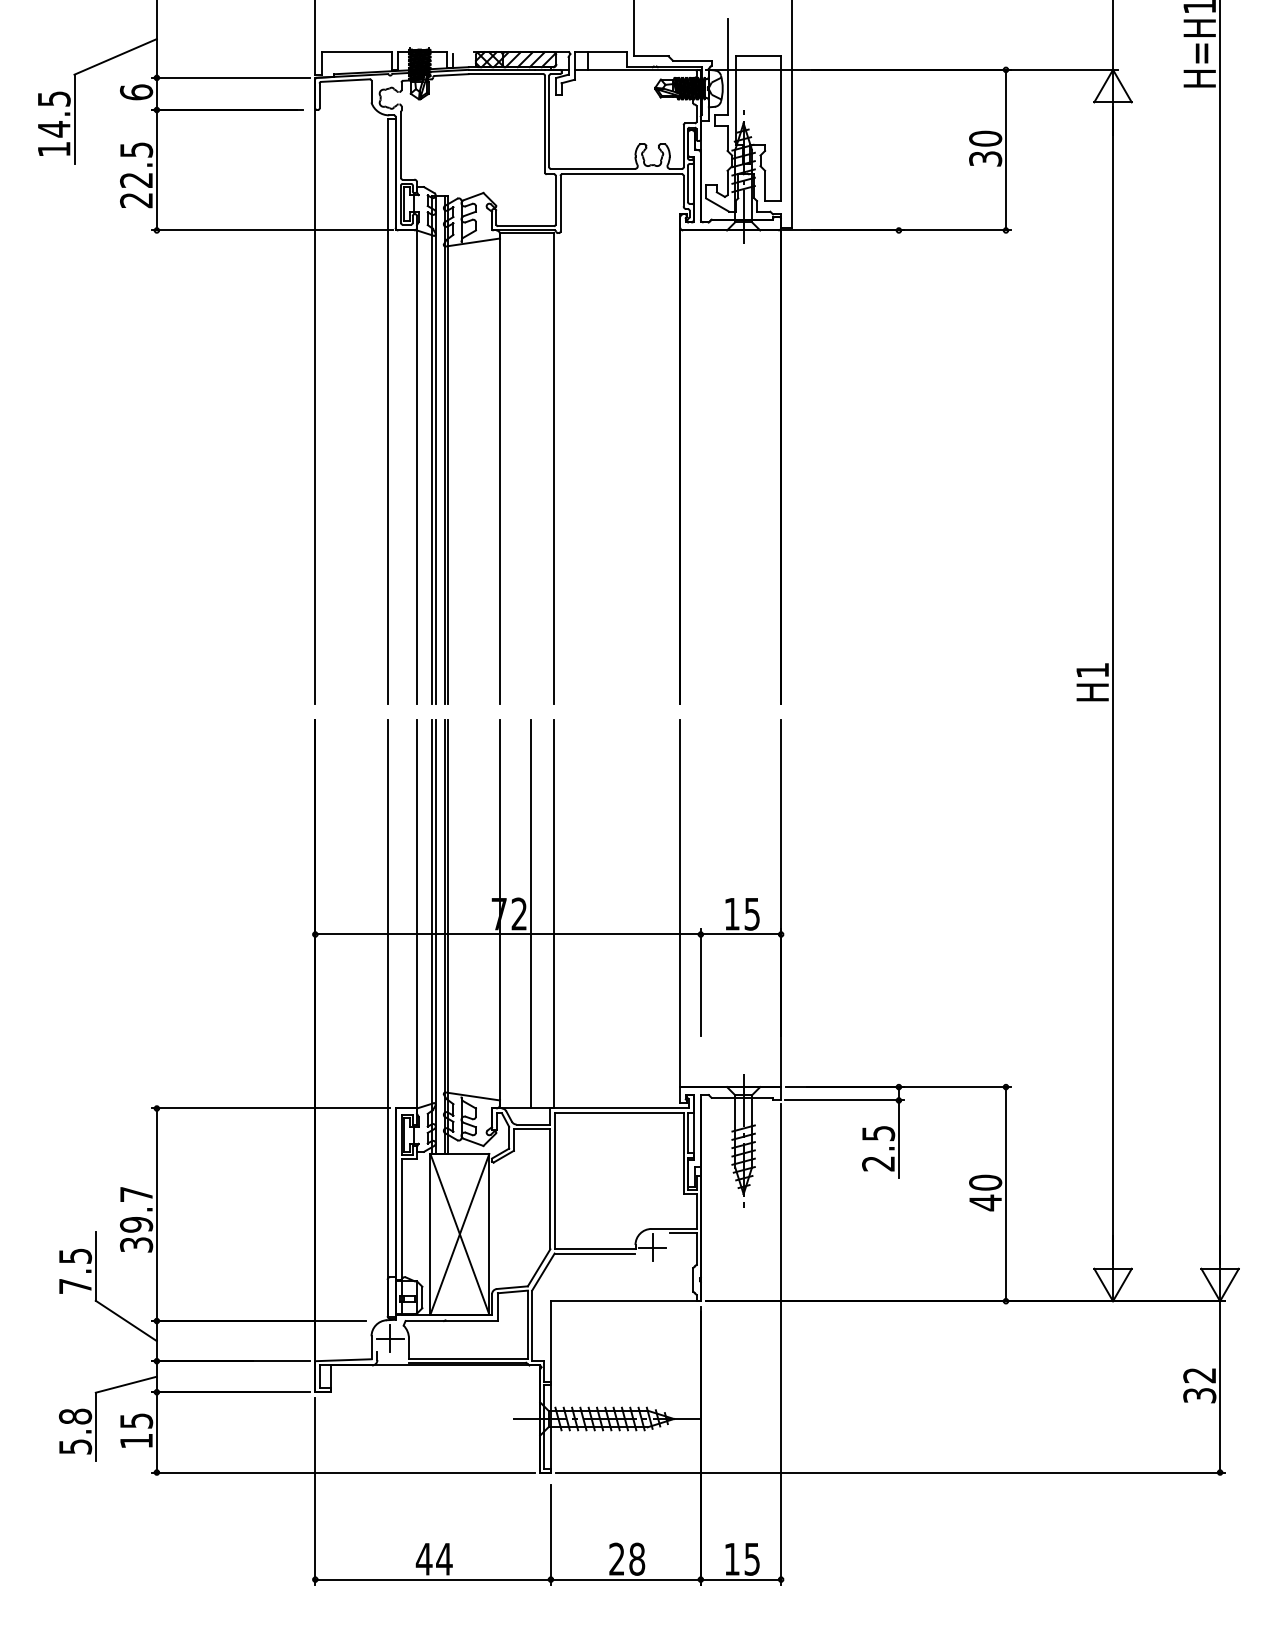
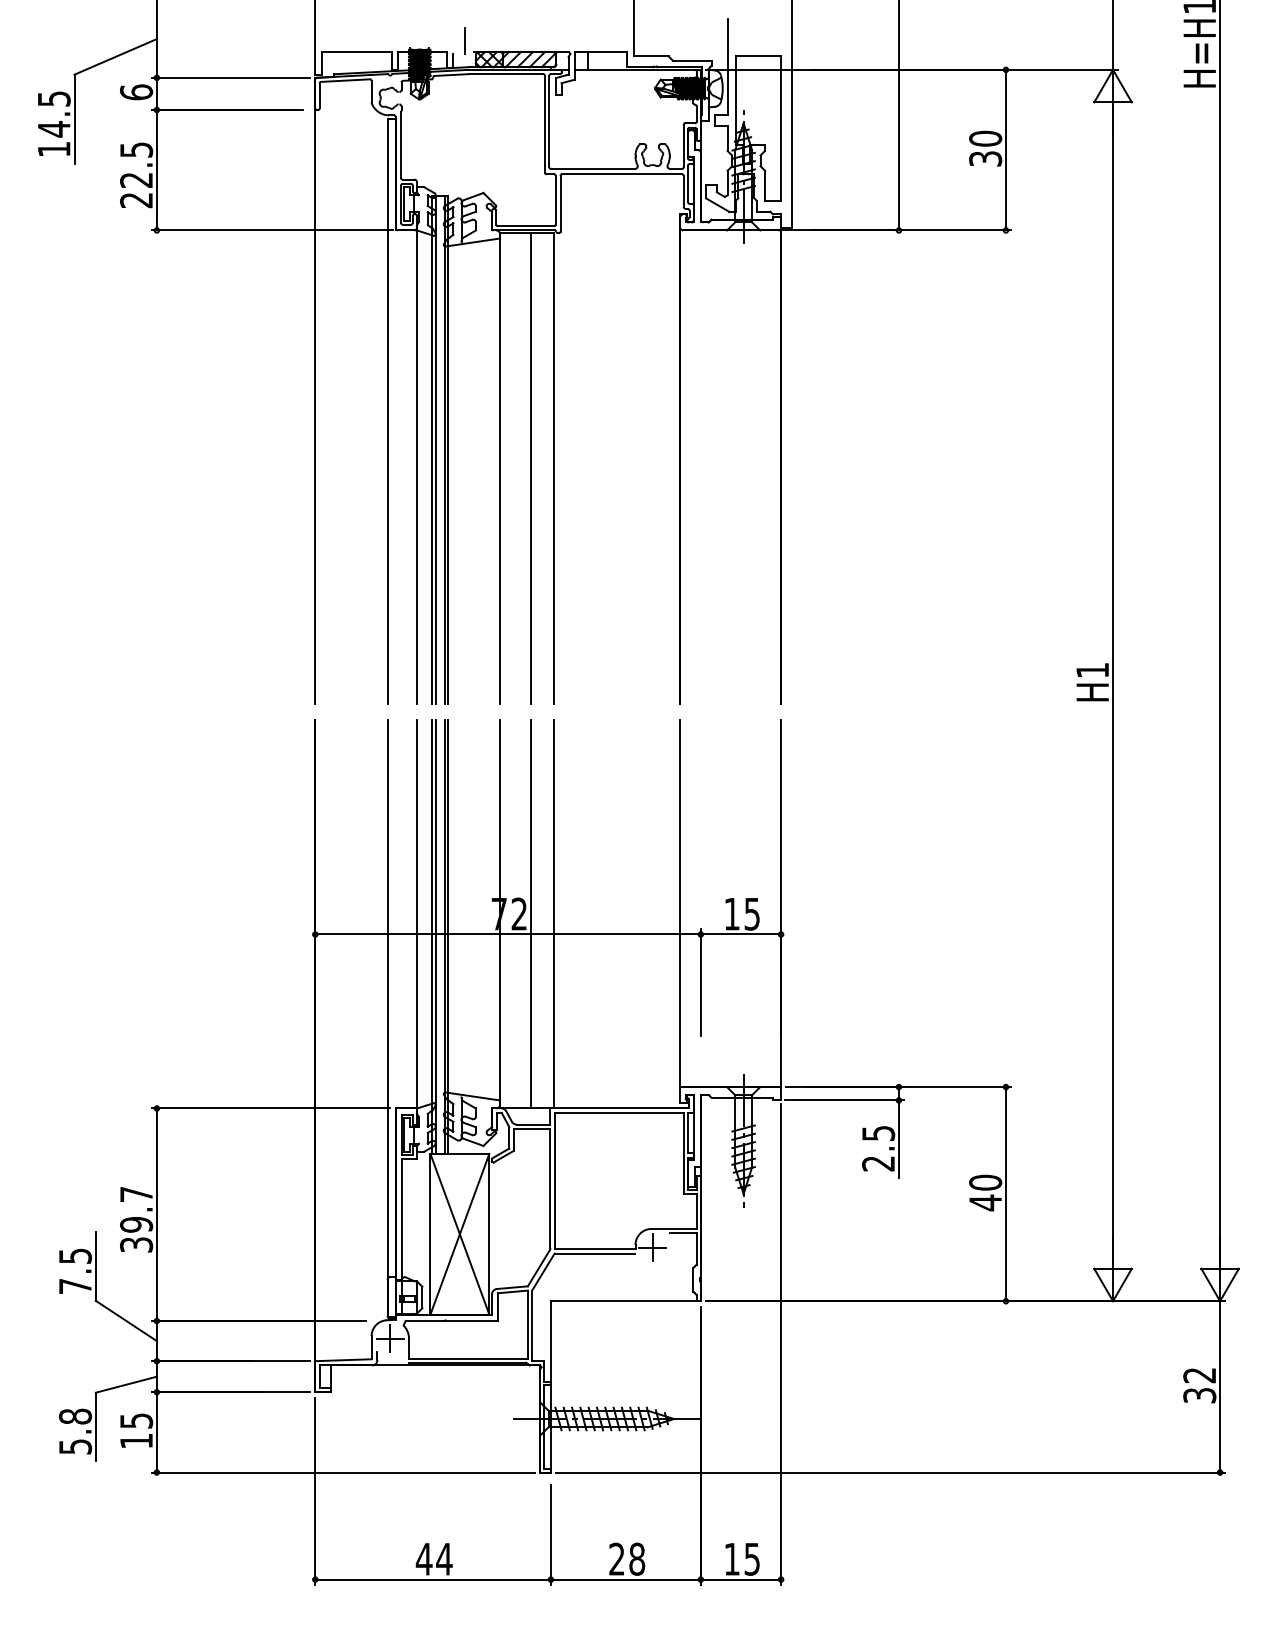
line: none -> present (464, 40)
line: none -> present (898, 116)
line: none -> present (530, 468)
